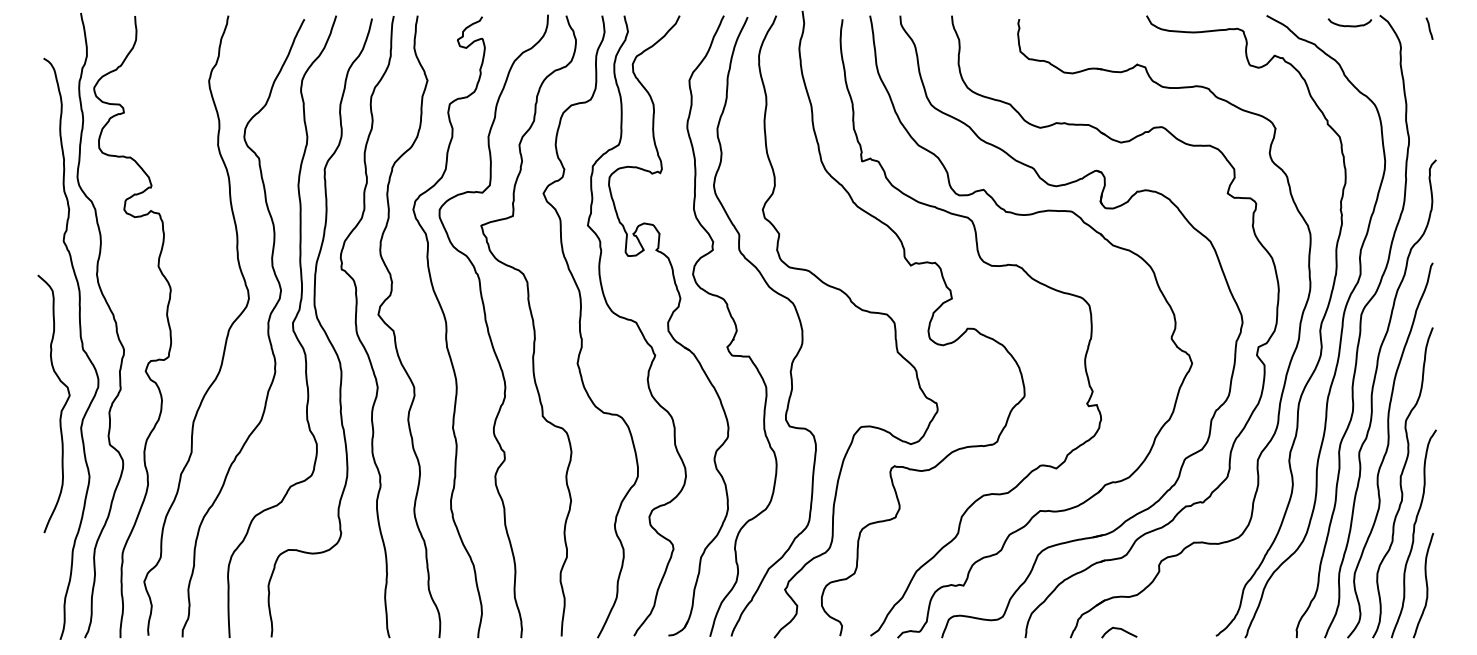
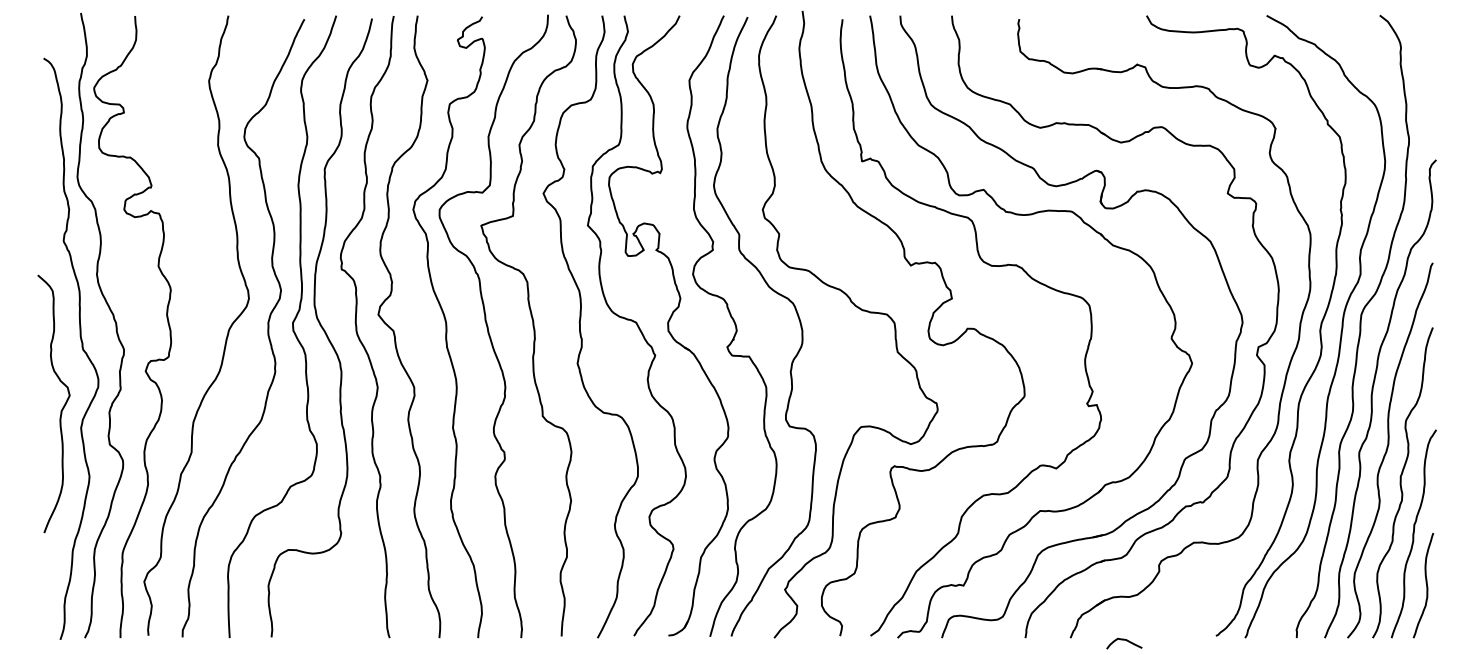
curve: present -> none (1349, 25)
line: present -> none (1429, 28)
curve position: (1121, 630) -> (1126, 641) (1126, 641)
